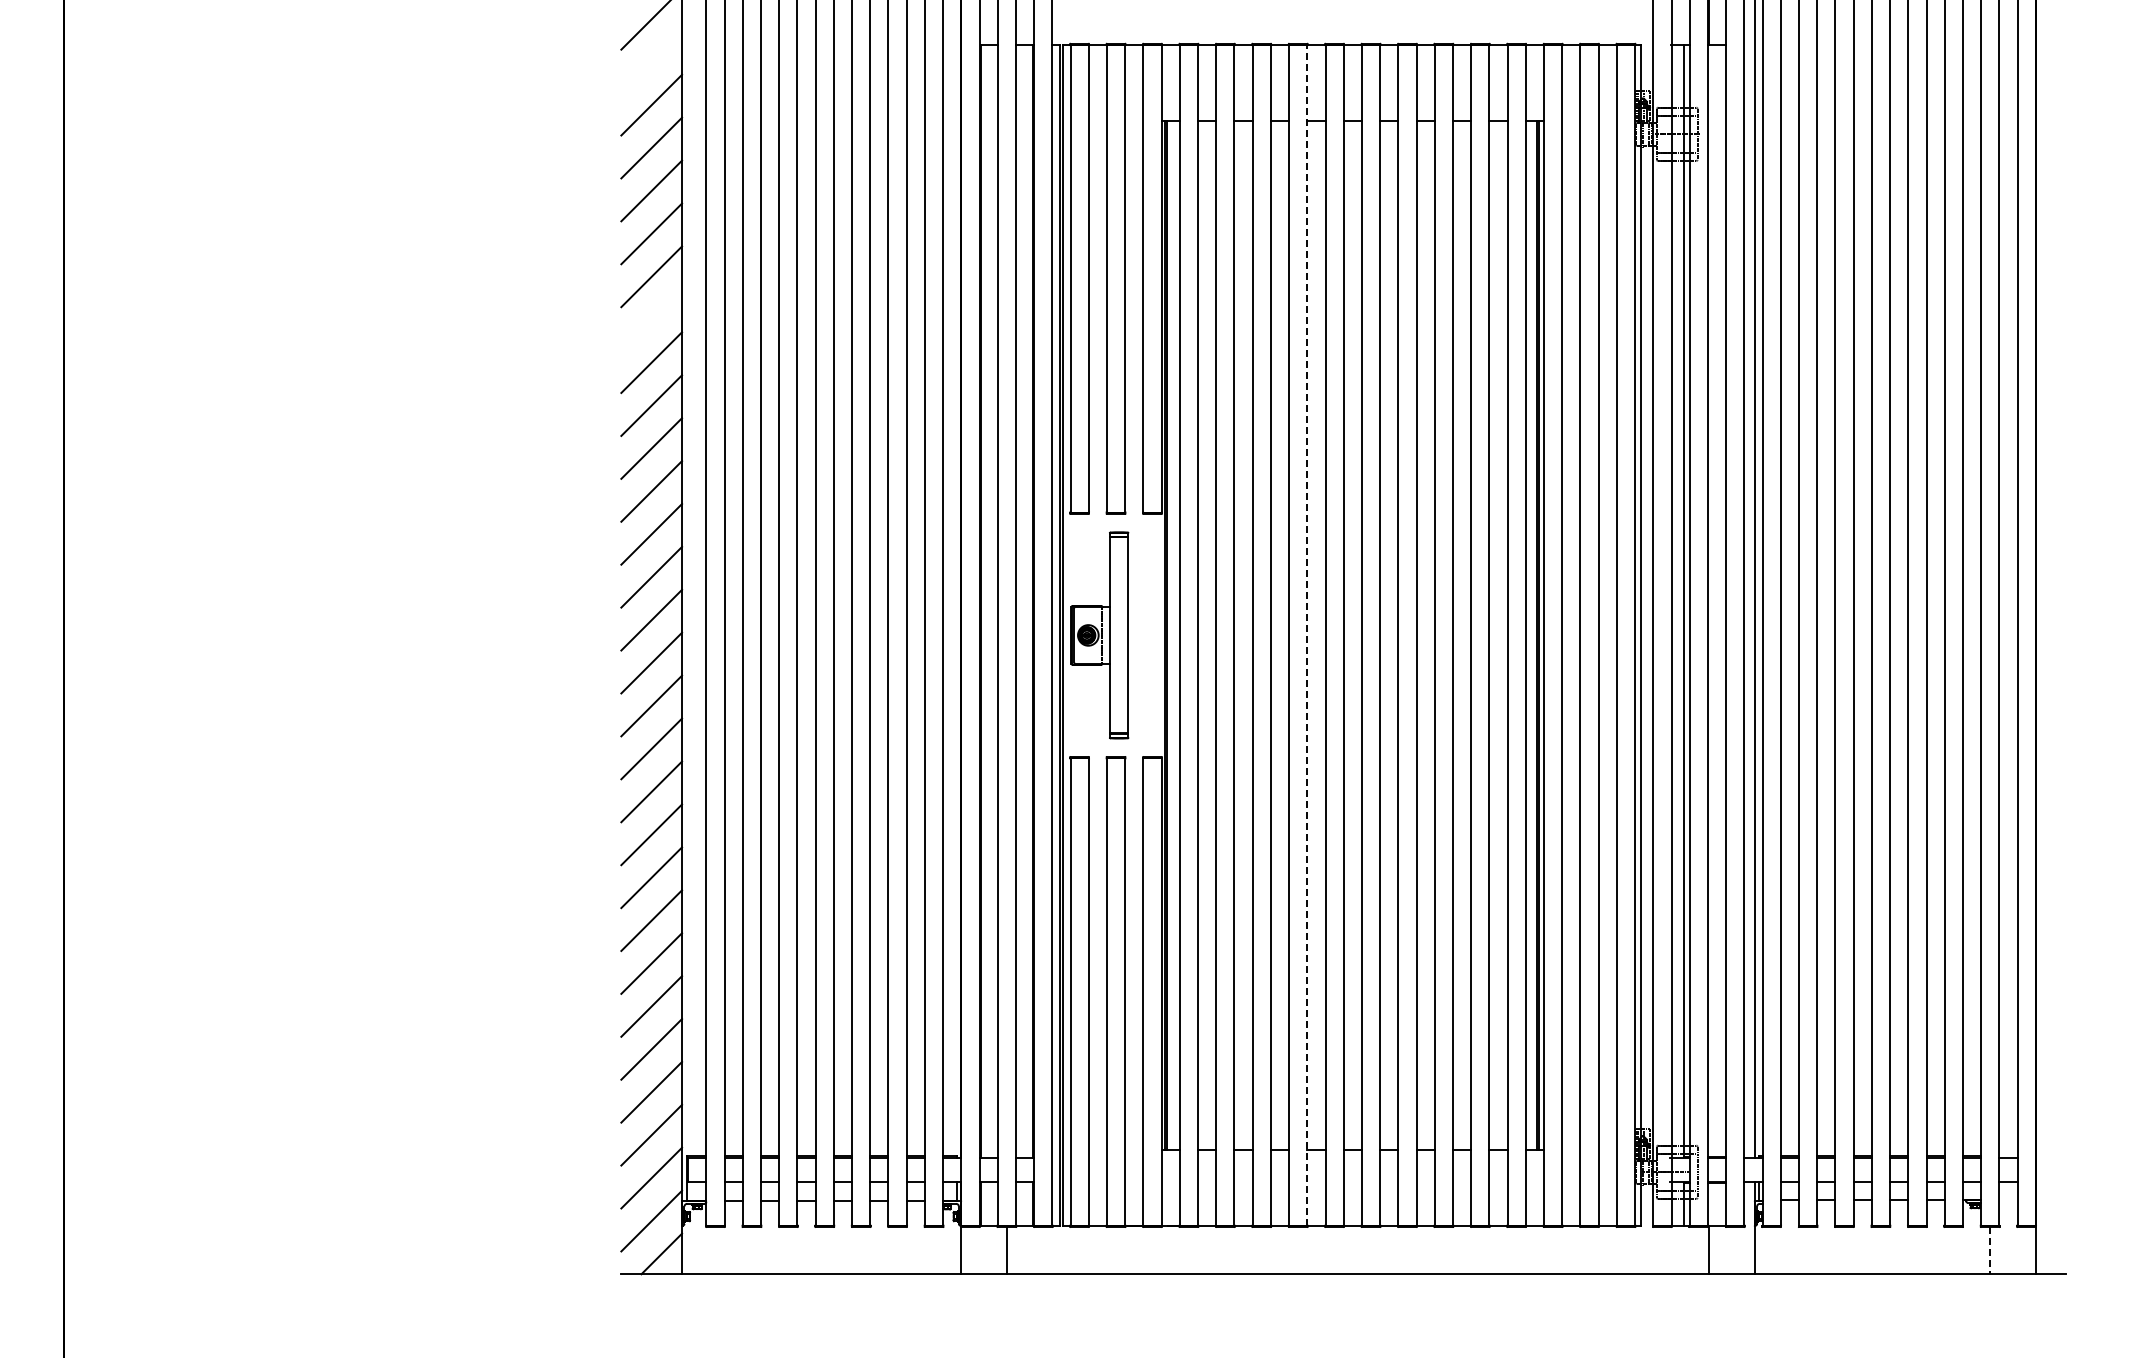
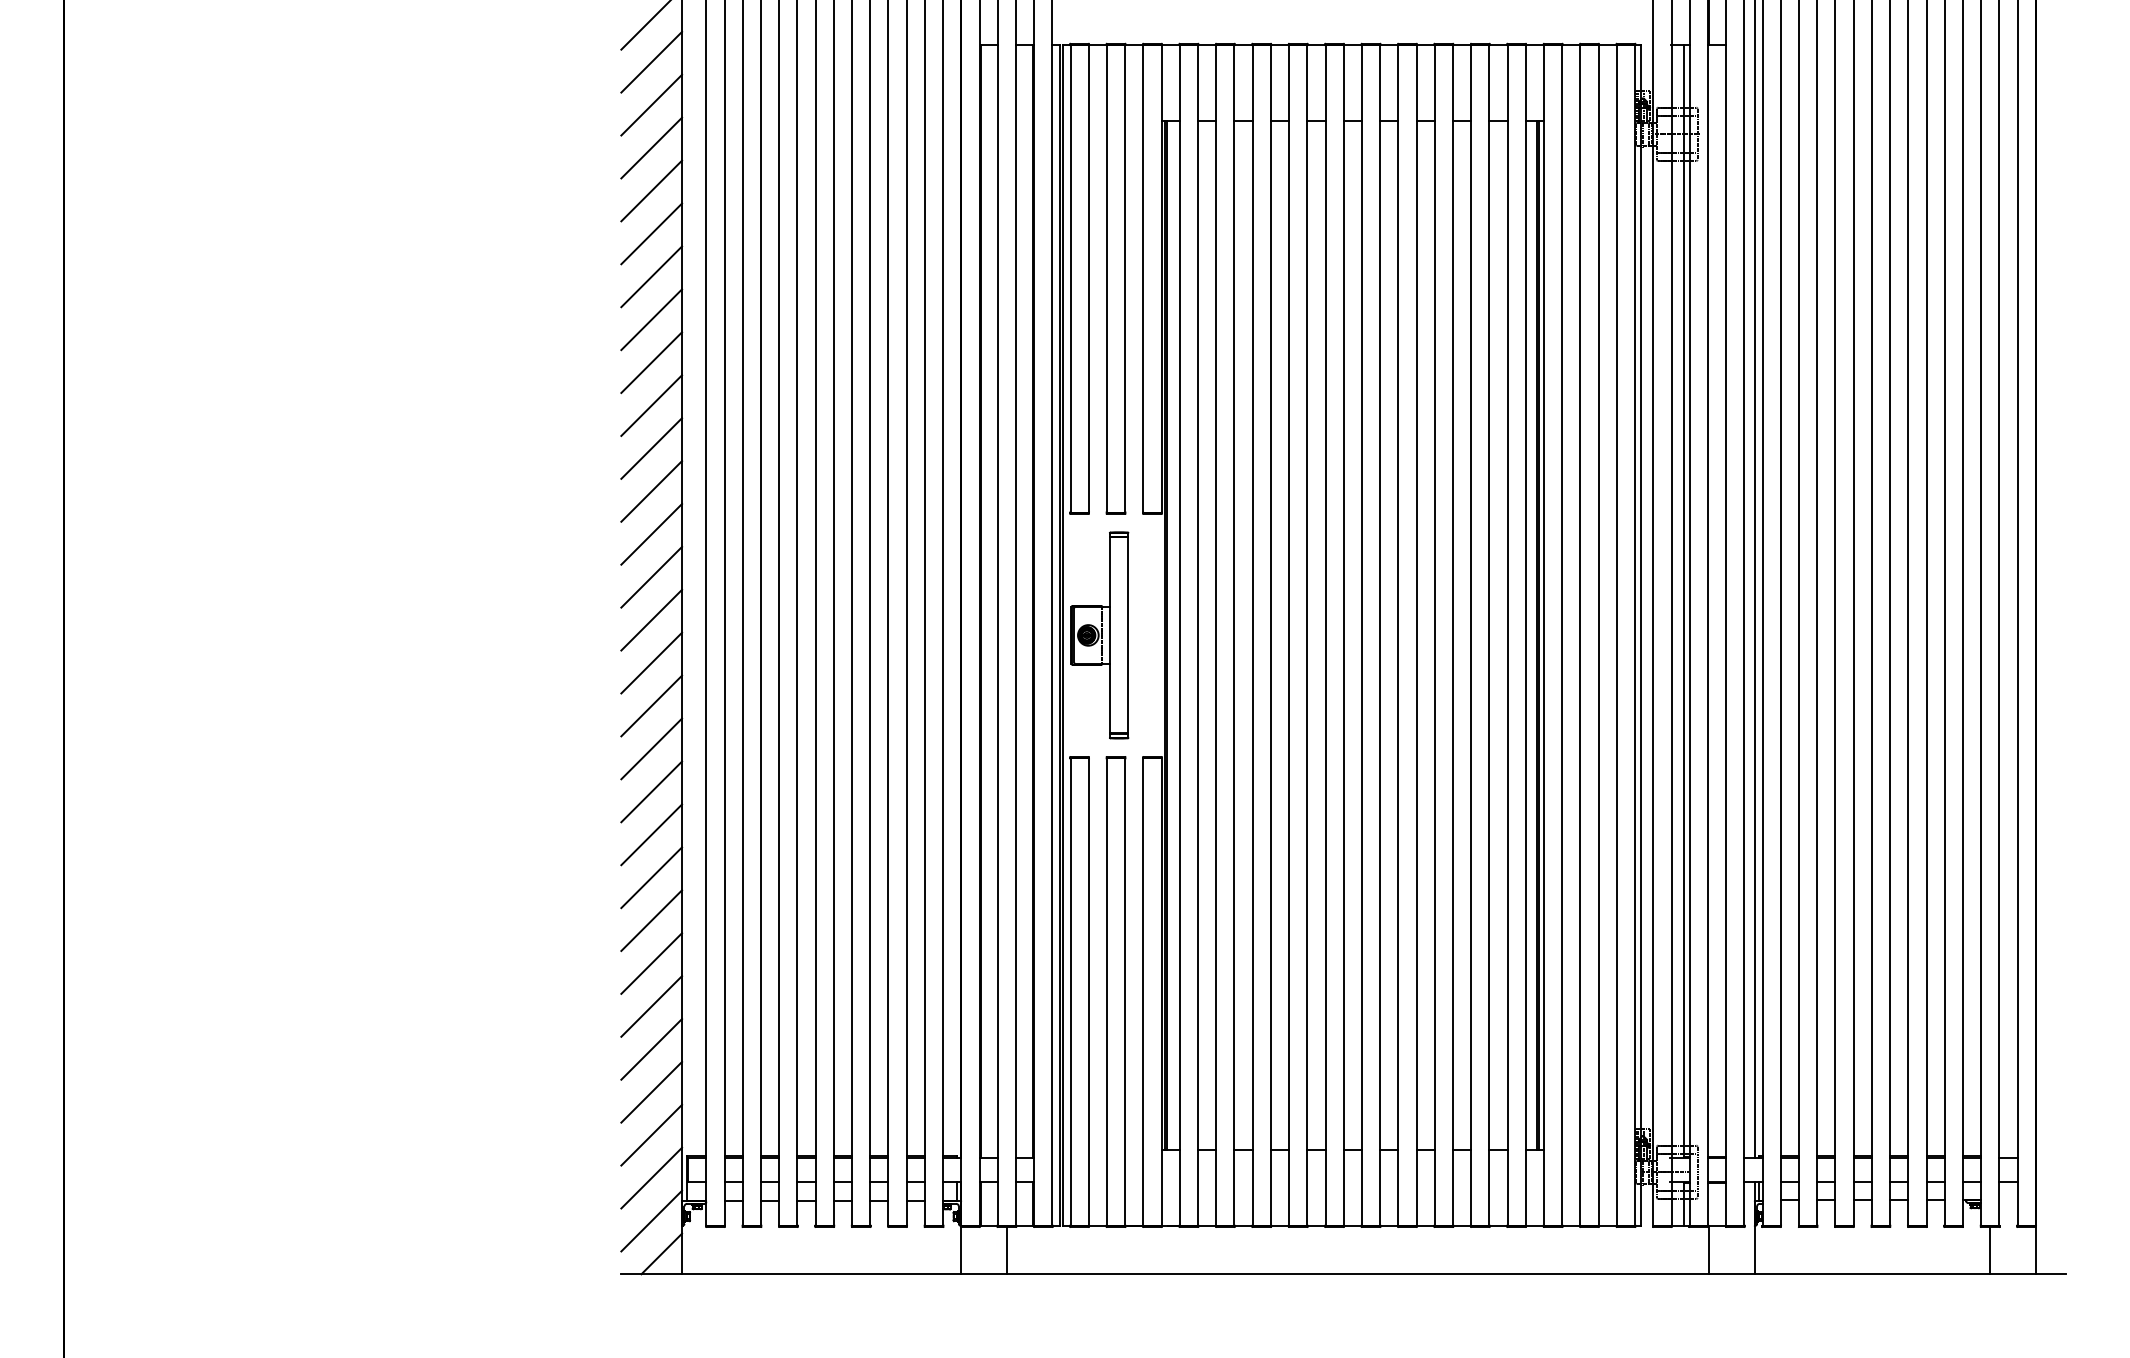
line: none -> present (651, 61)
line: none -> present (651, 319)
line: dashed -> solid (1307, 634)
line: dashed -> solid (1990, 1250)
